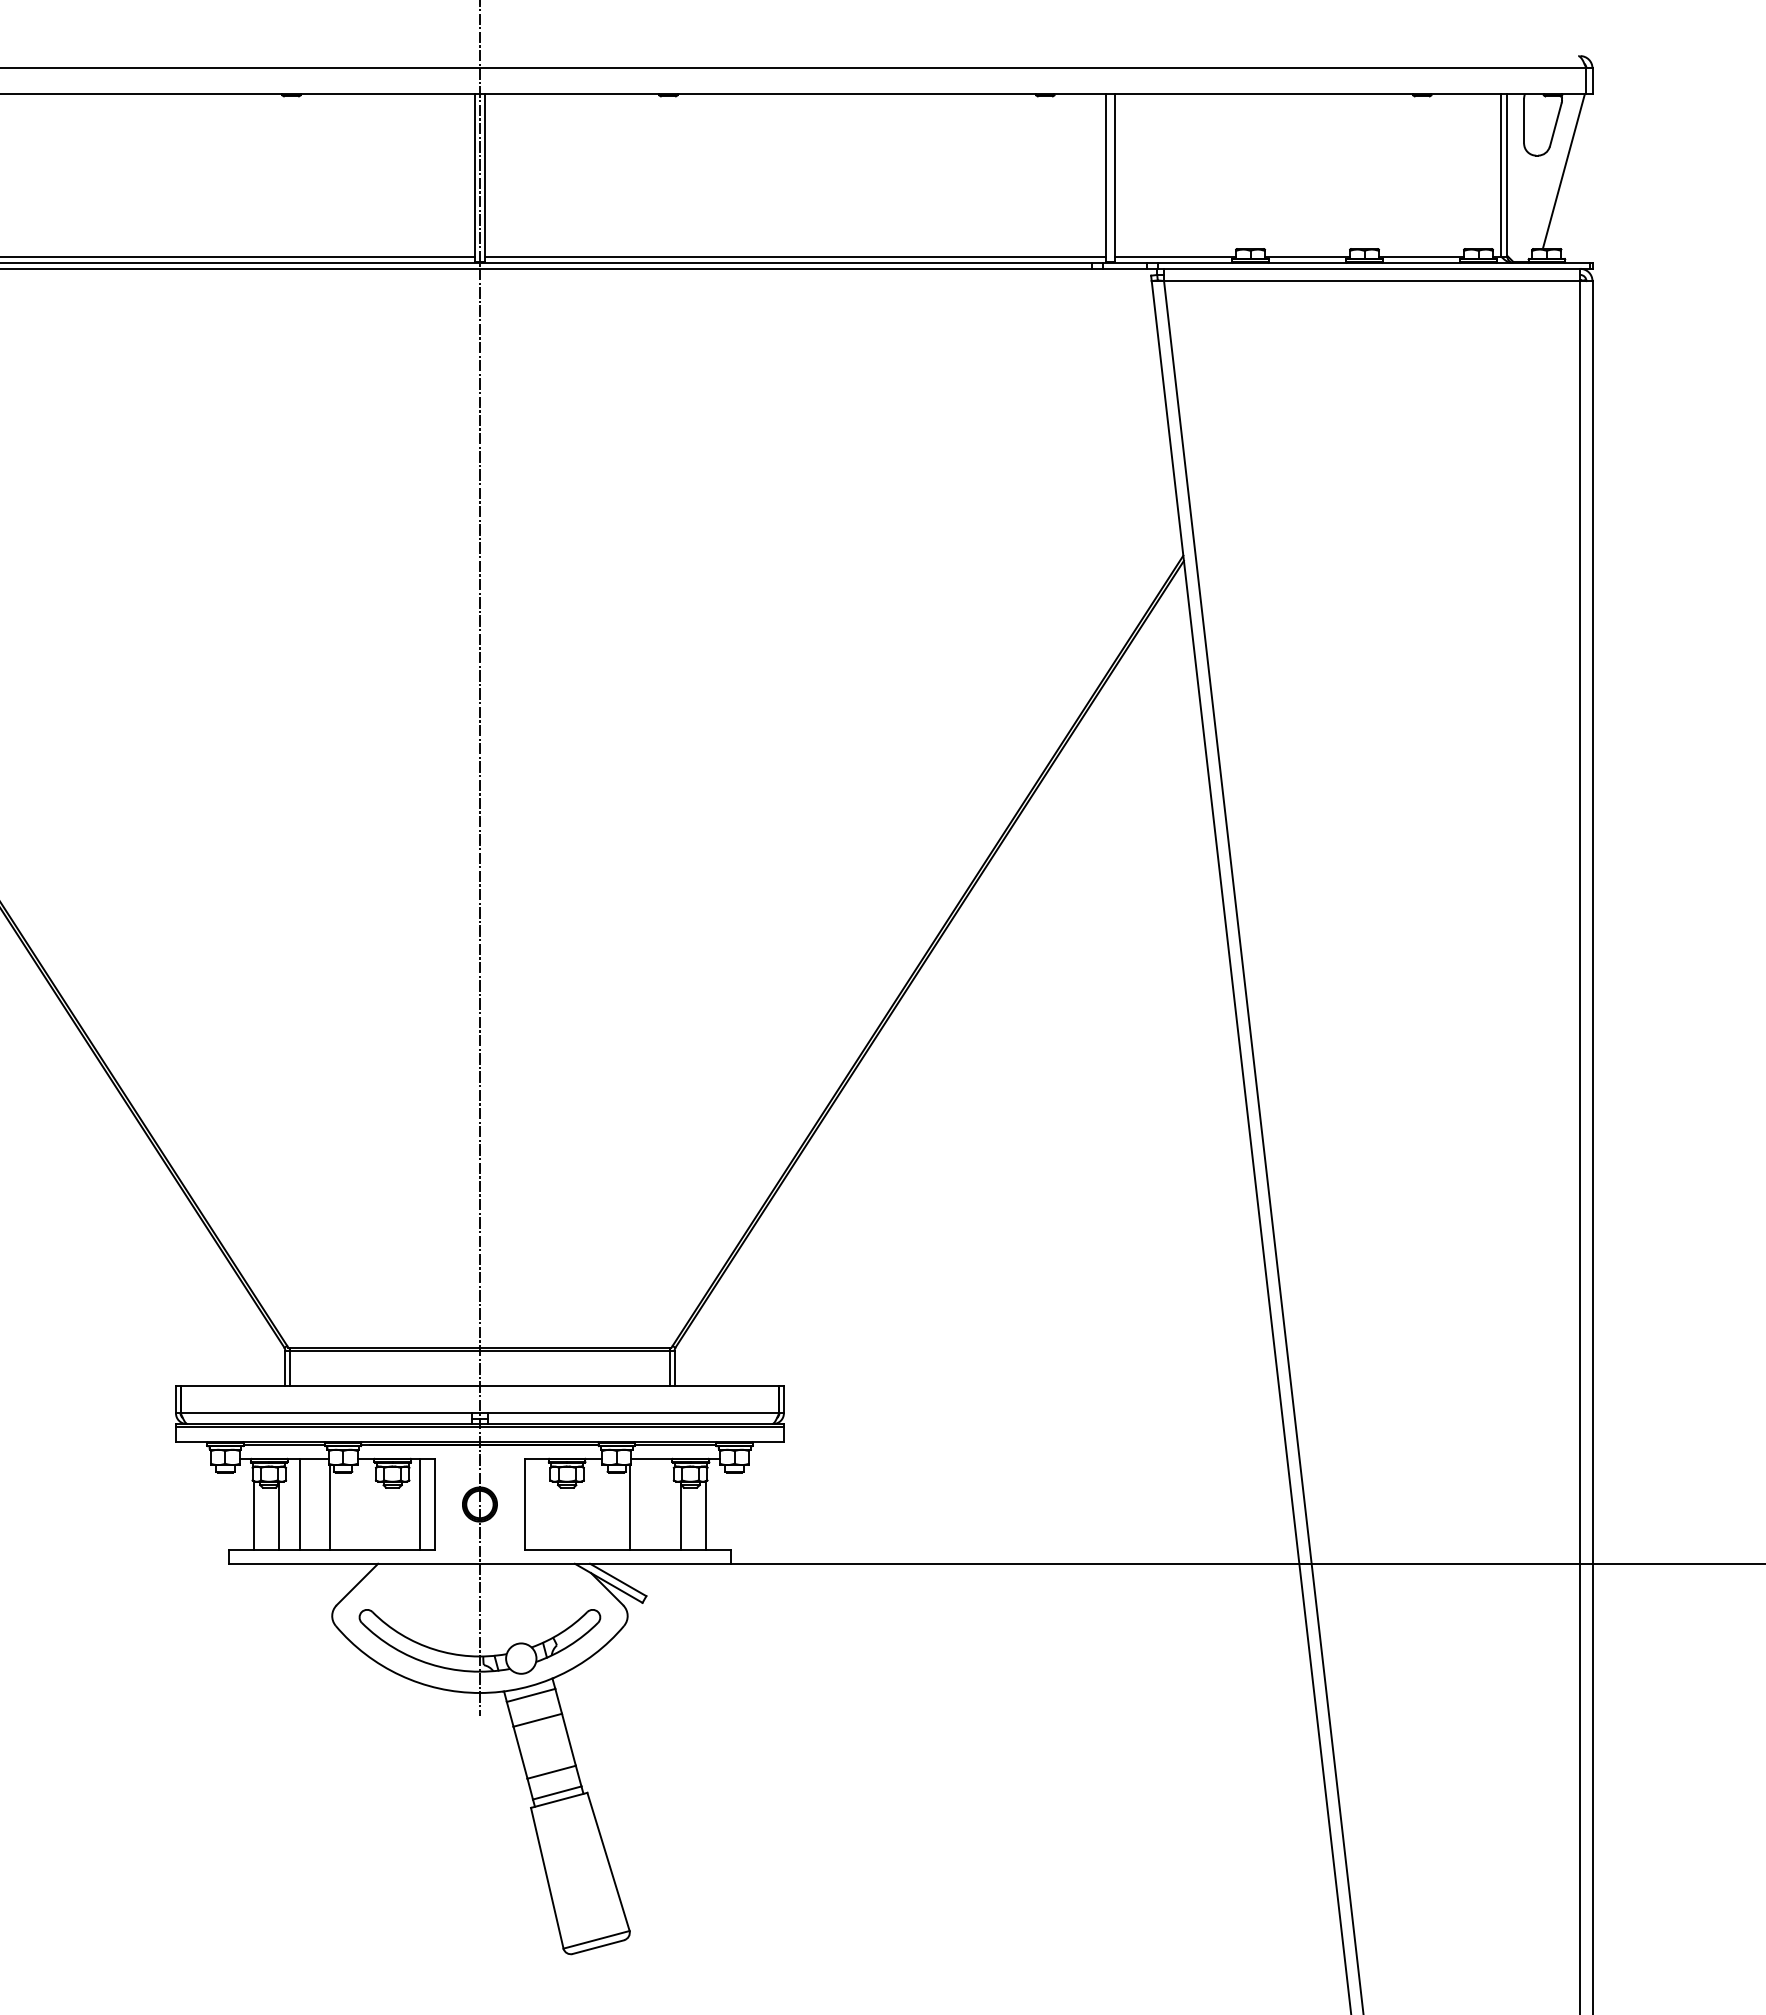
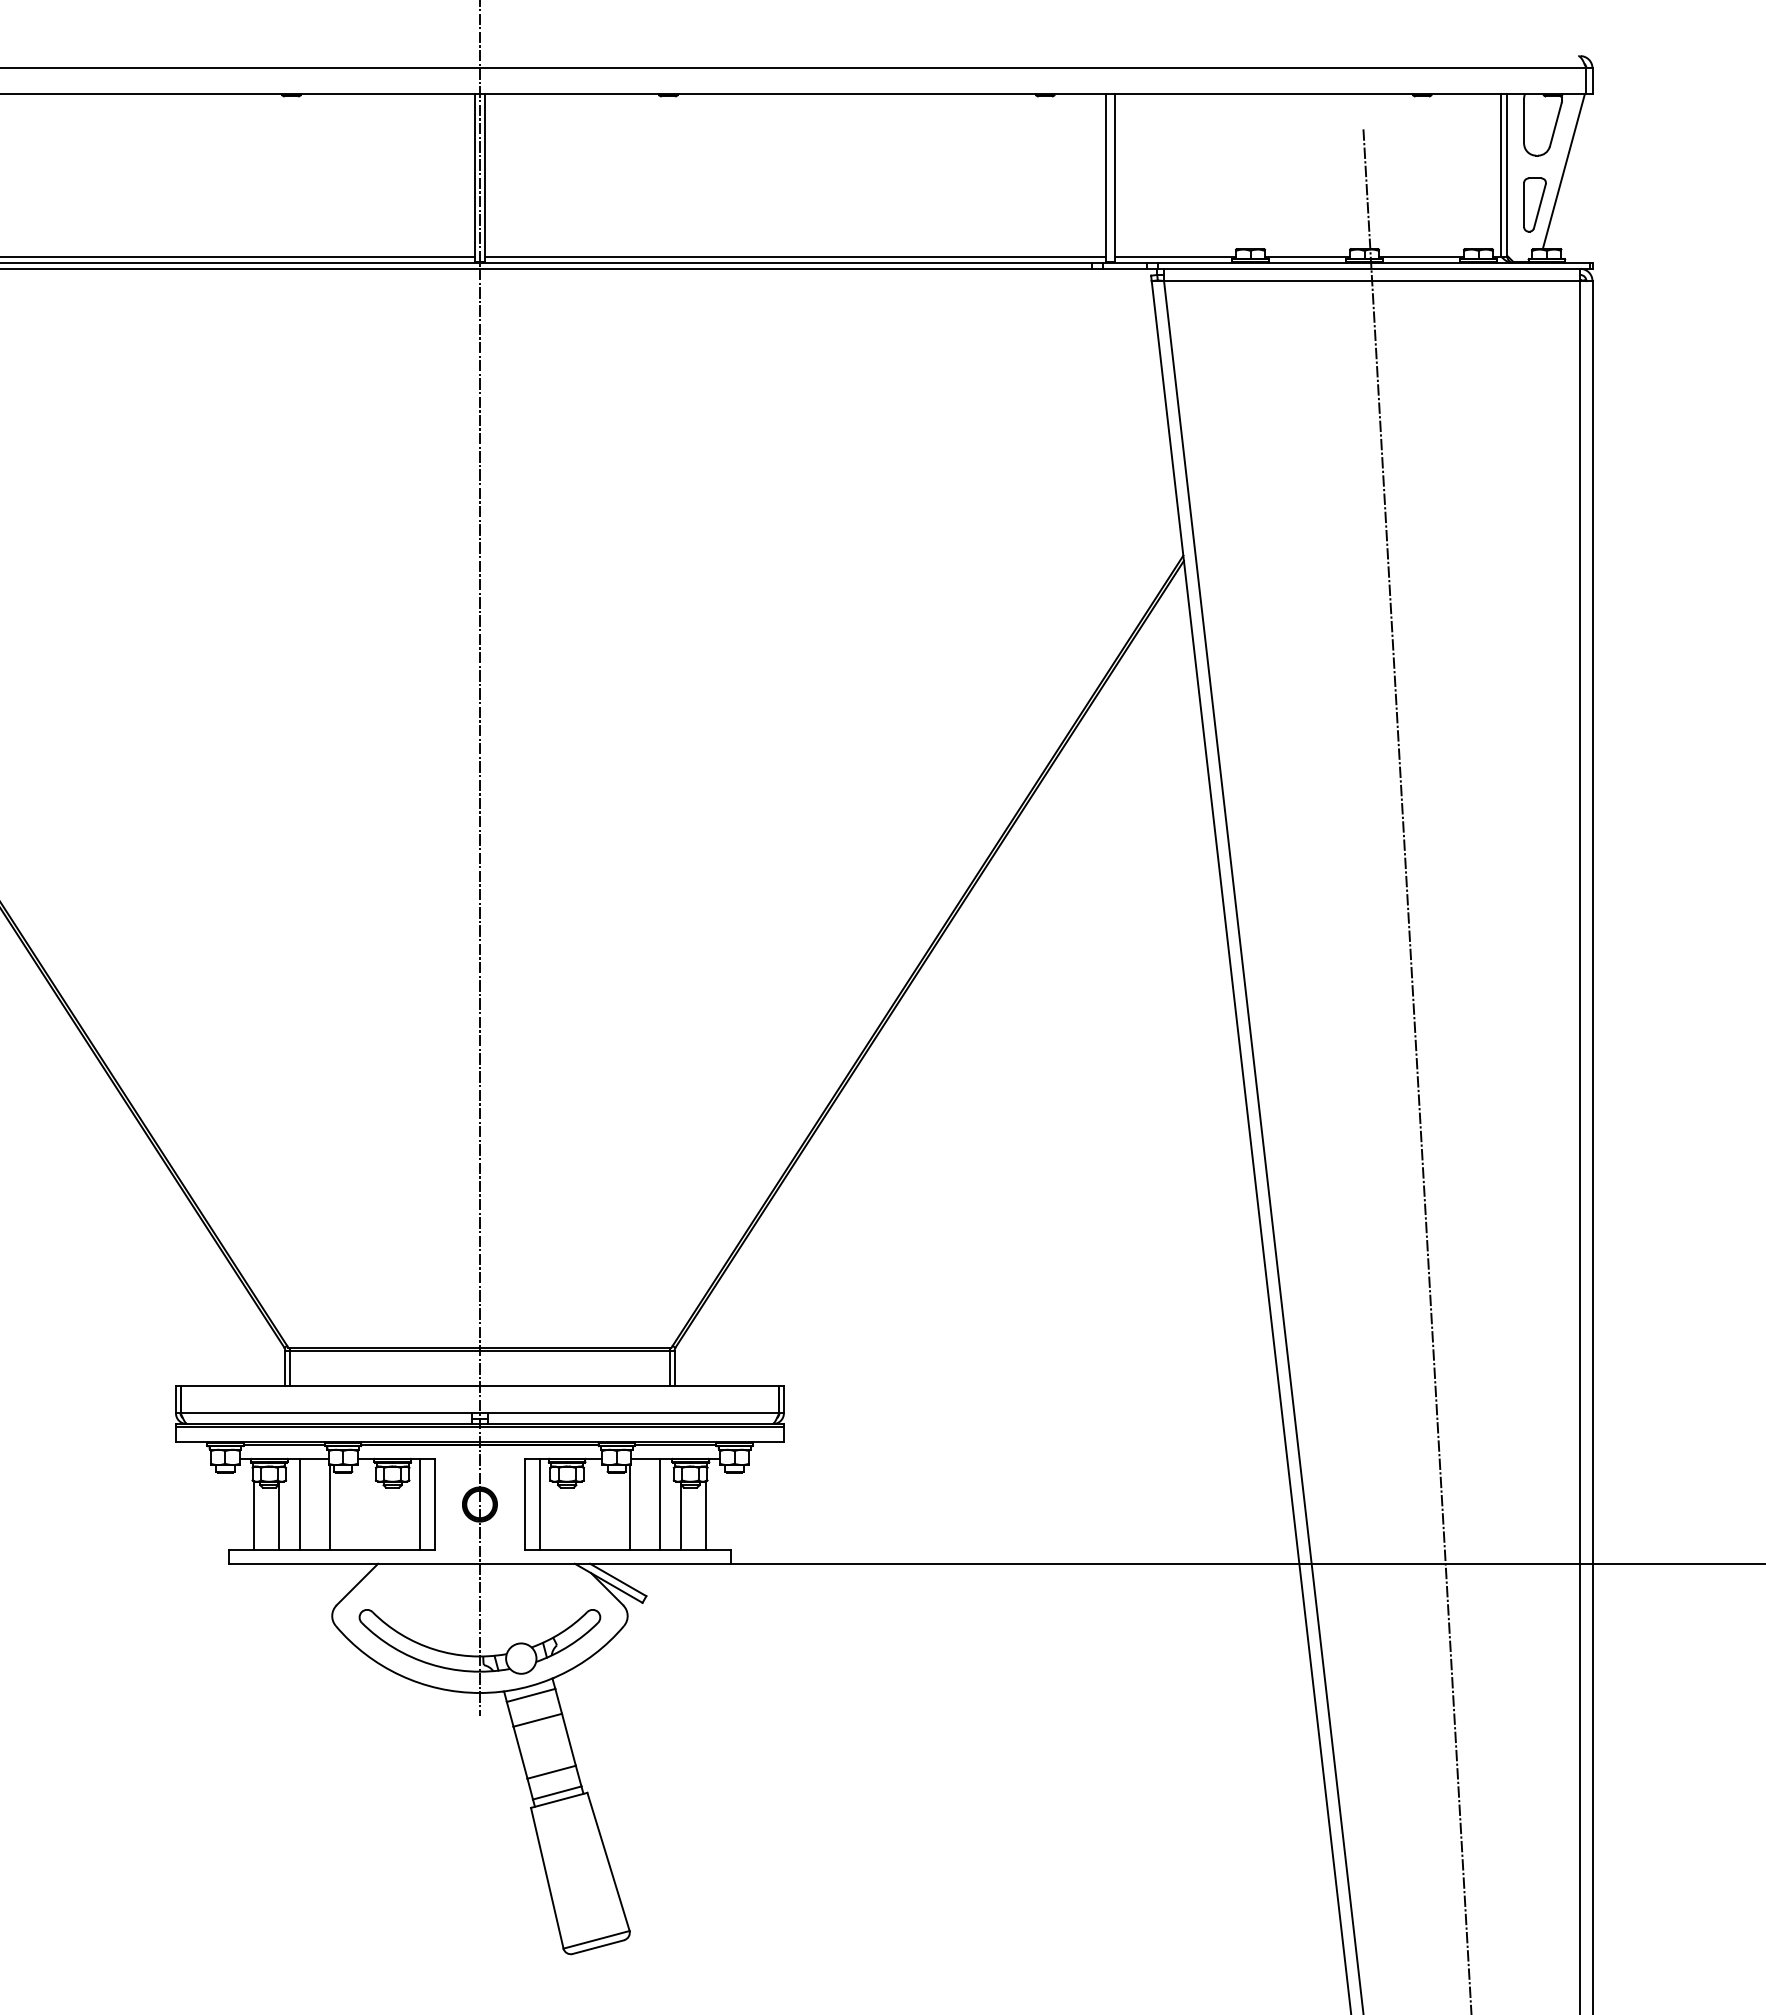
part: none -> present (1534, 204)
line: none -> present (1417, 1070)
line: none -> present (539, 1504)
line: none -> present (660, 1504)
